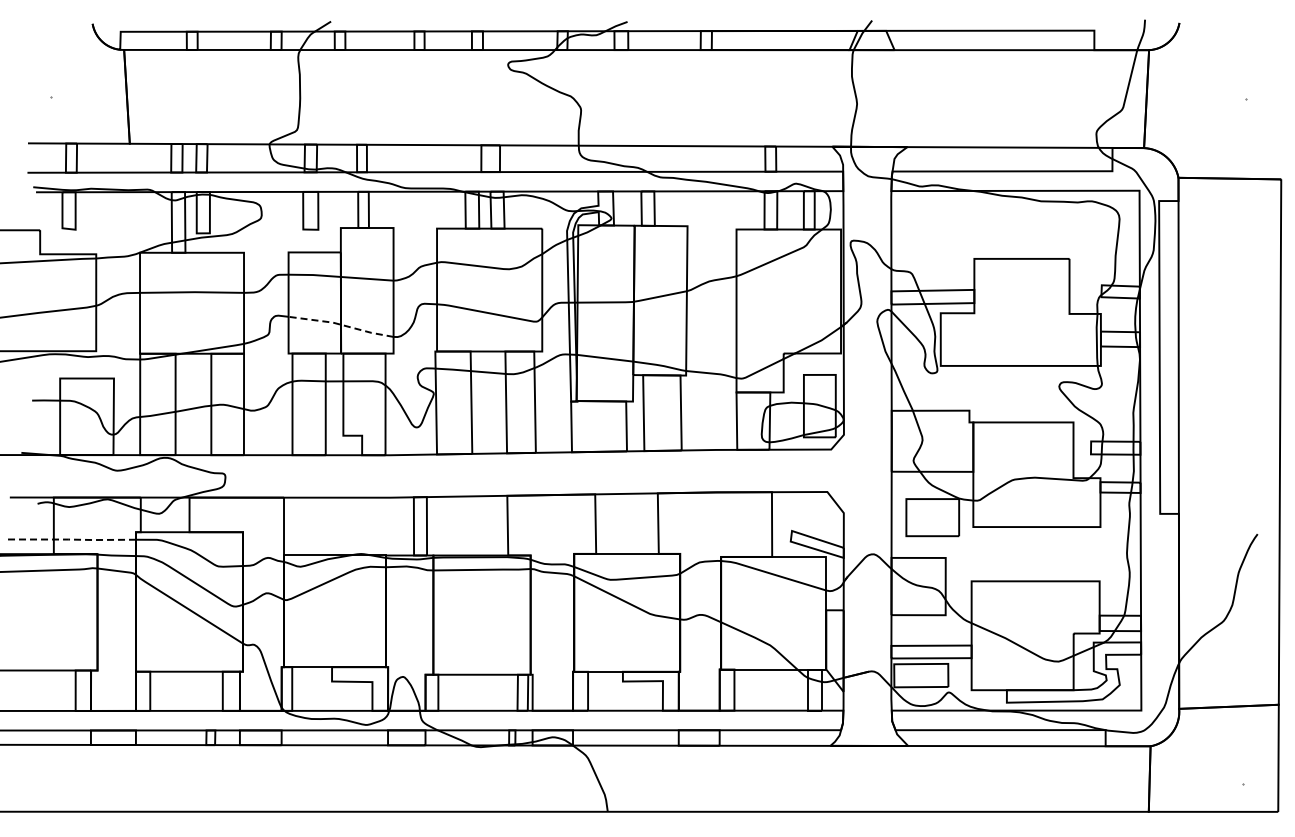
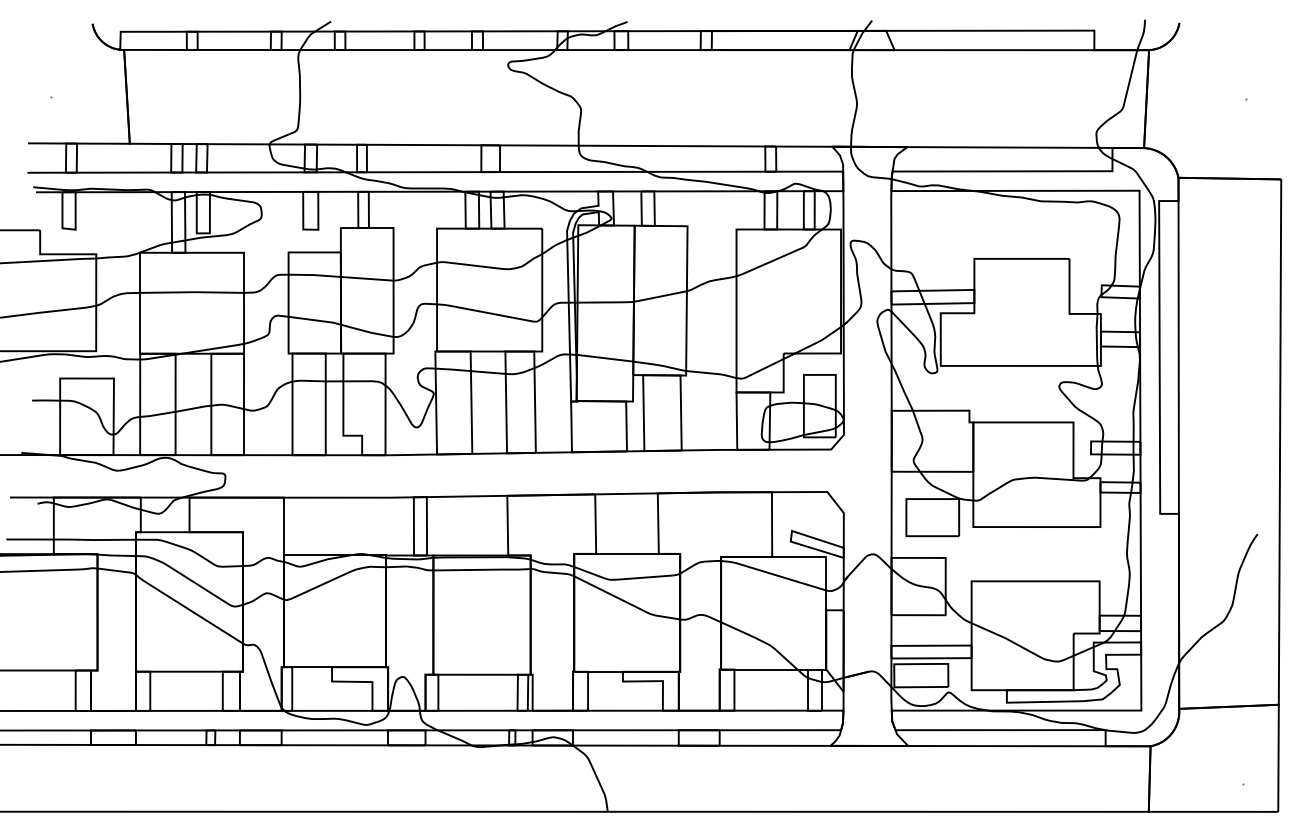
line: dashed -> solid (341, 324)
line: dashed -> solid (70, 539)
